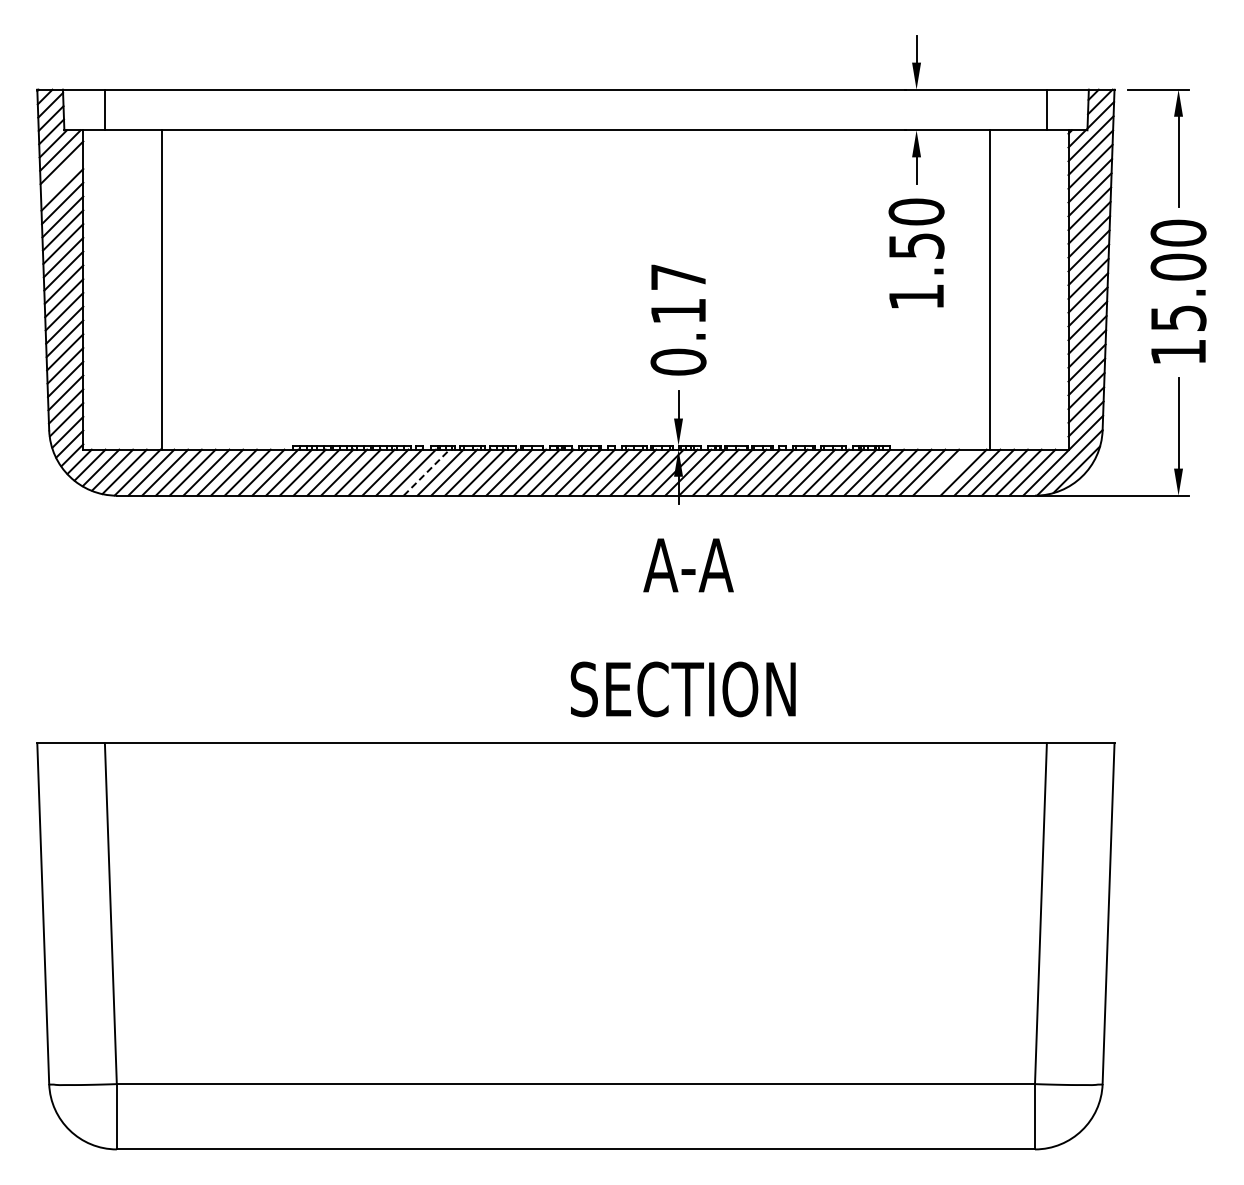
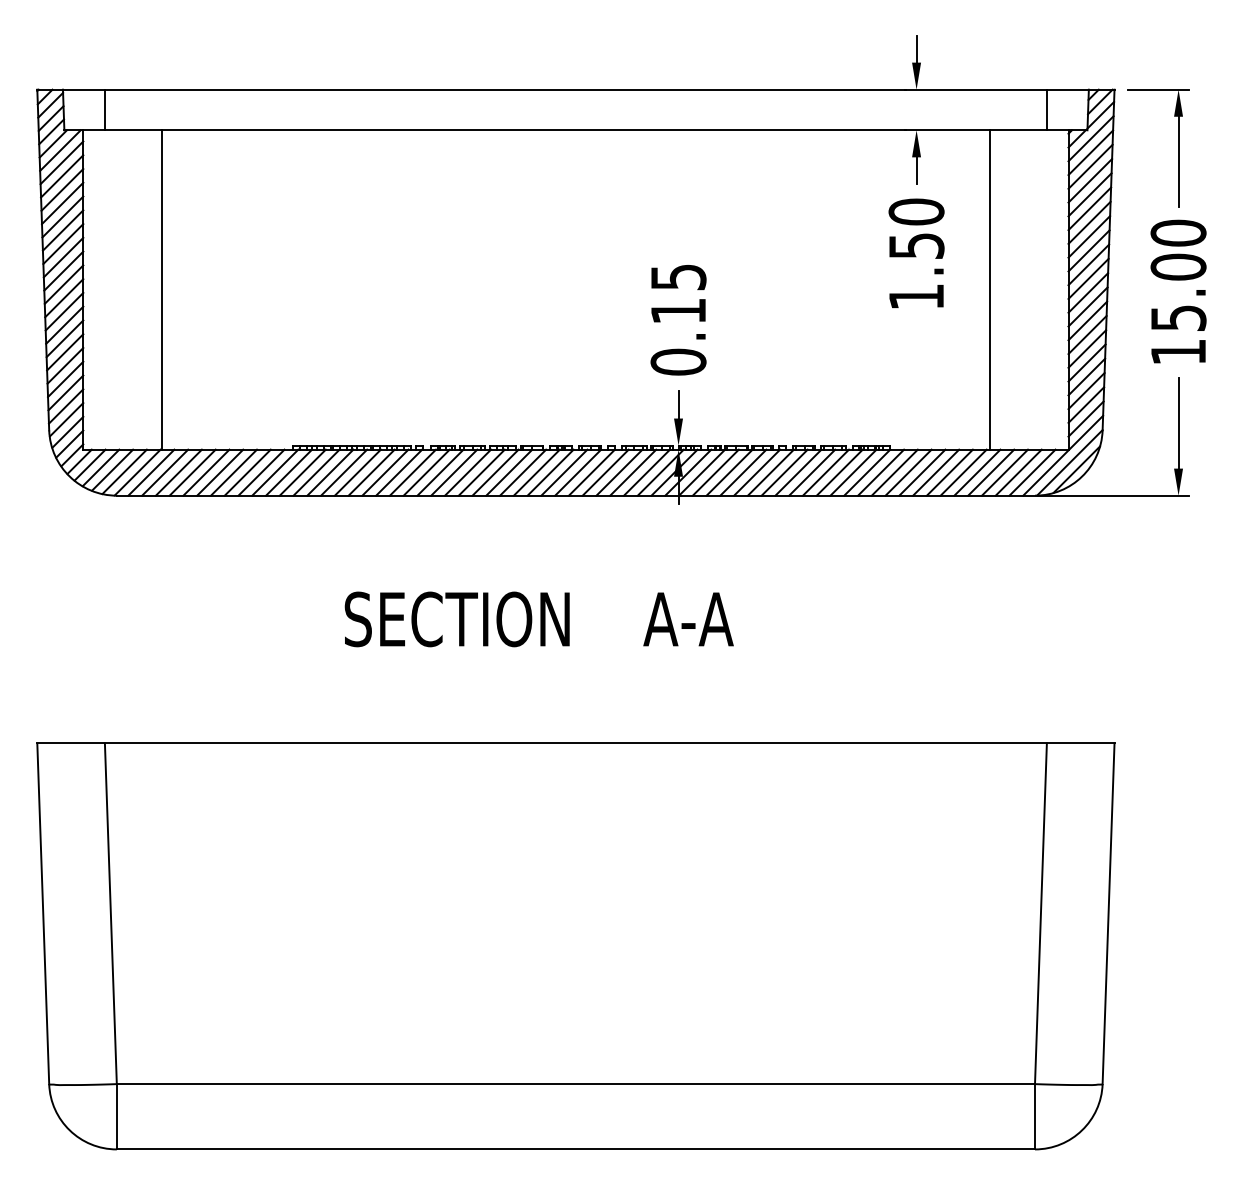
line: none -> present (62, 176)
text: 0.17 -> 0.15 (678, 277)
line: dashed -> solid (426, 472)
line: none -> present (949, 472)
text position: (688, 565) -> (688, 619) (688, 619)
text position: (682, 689) -> (456, 619) (456, 619)
